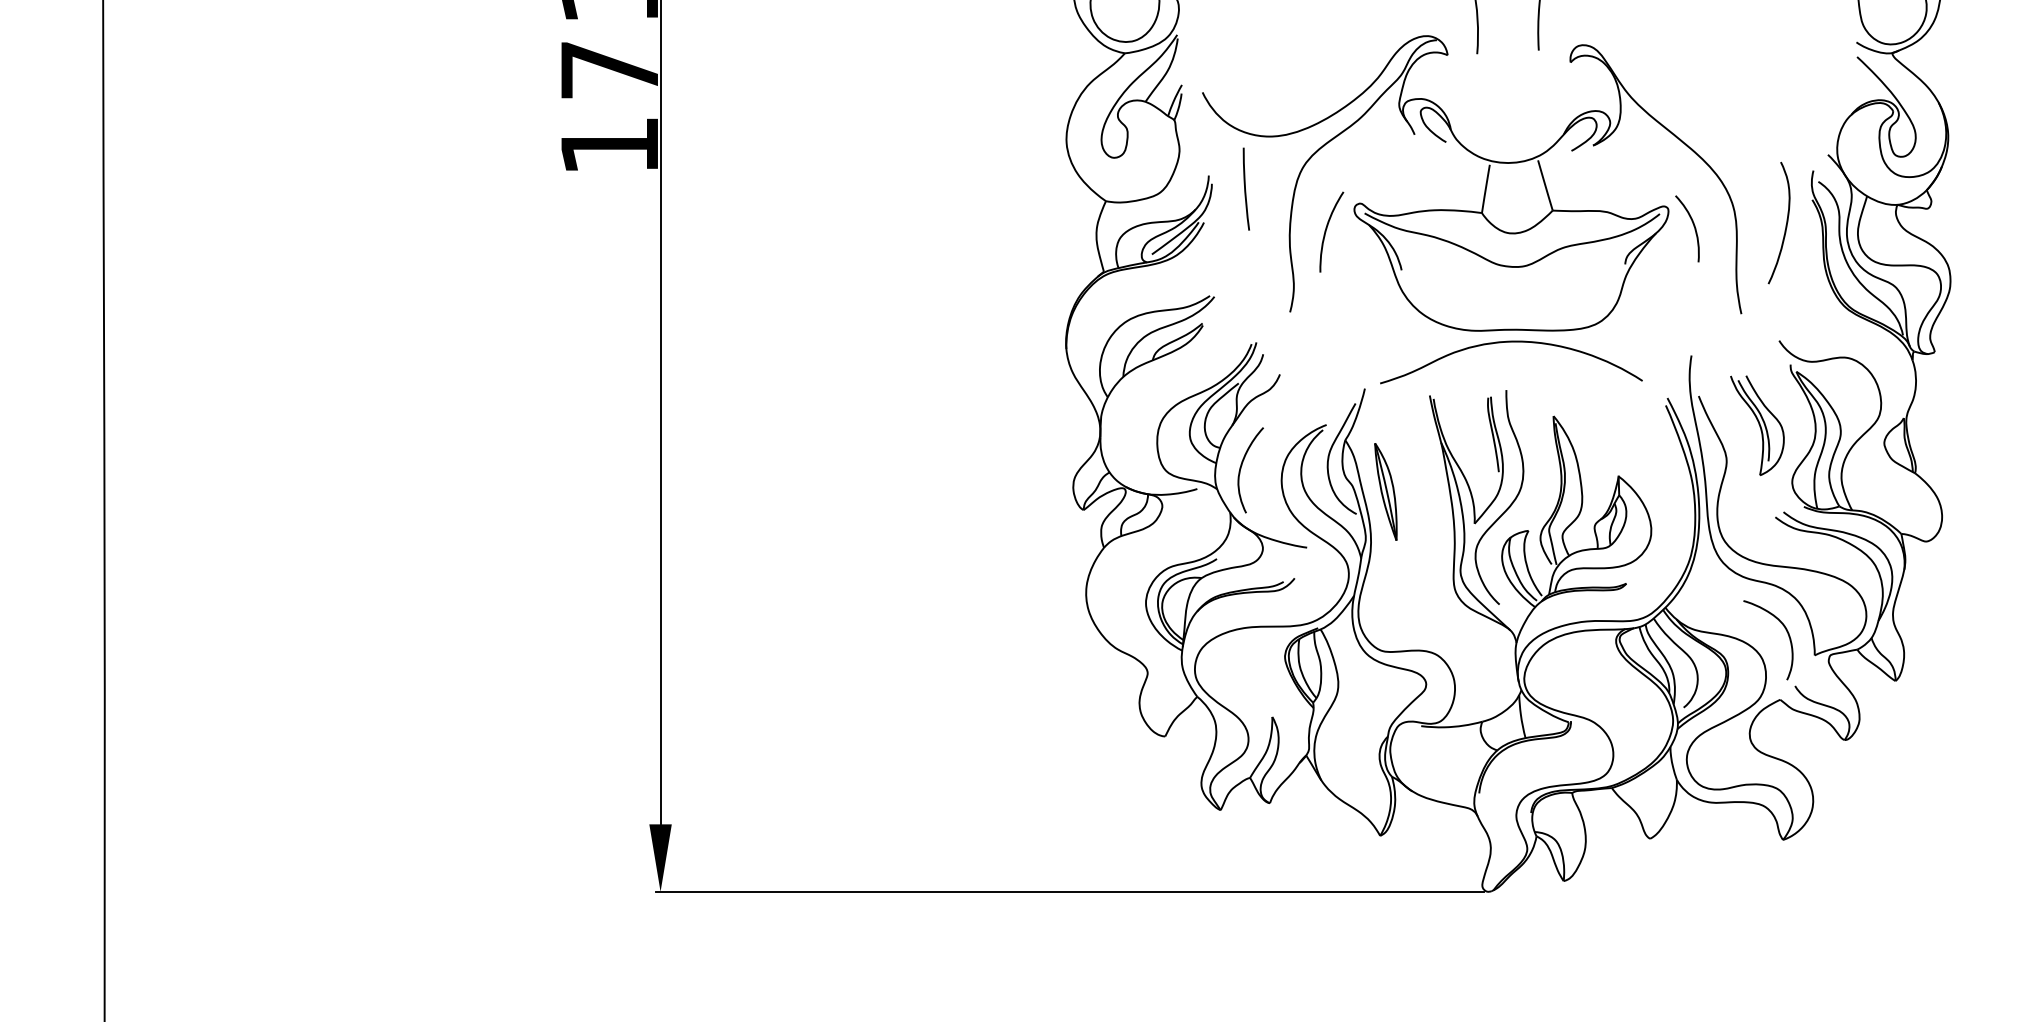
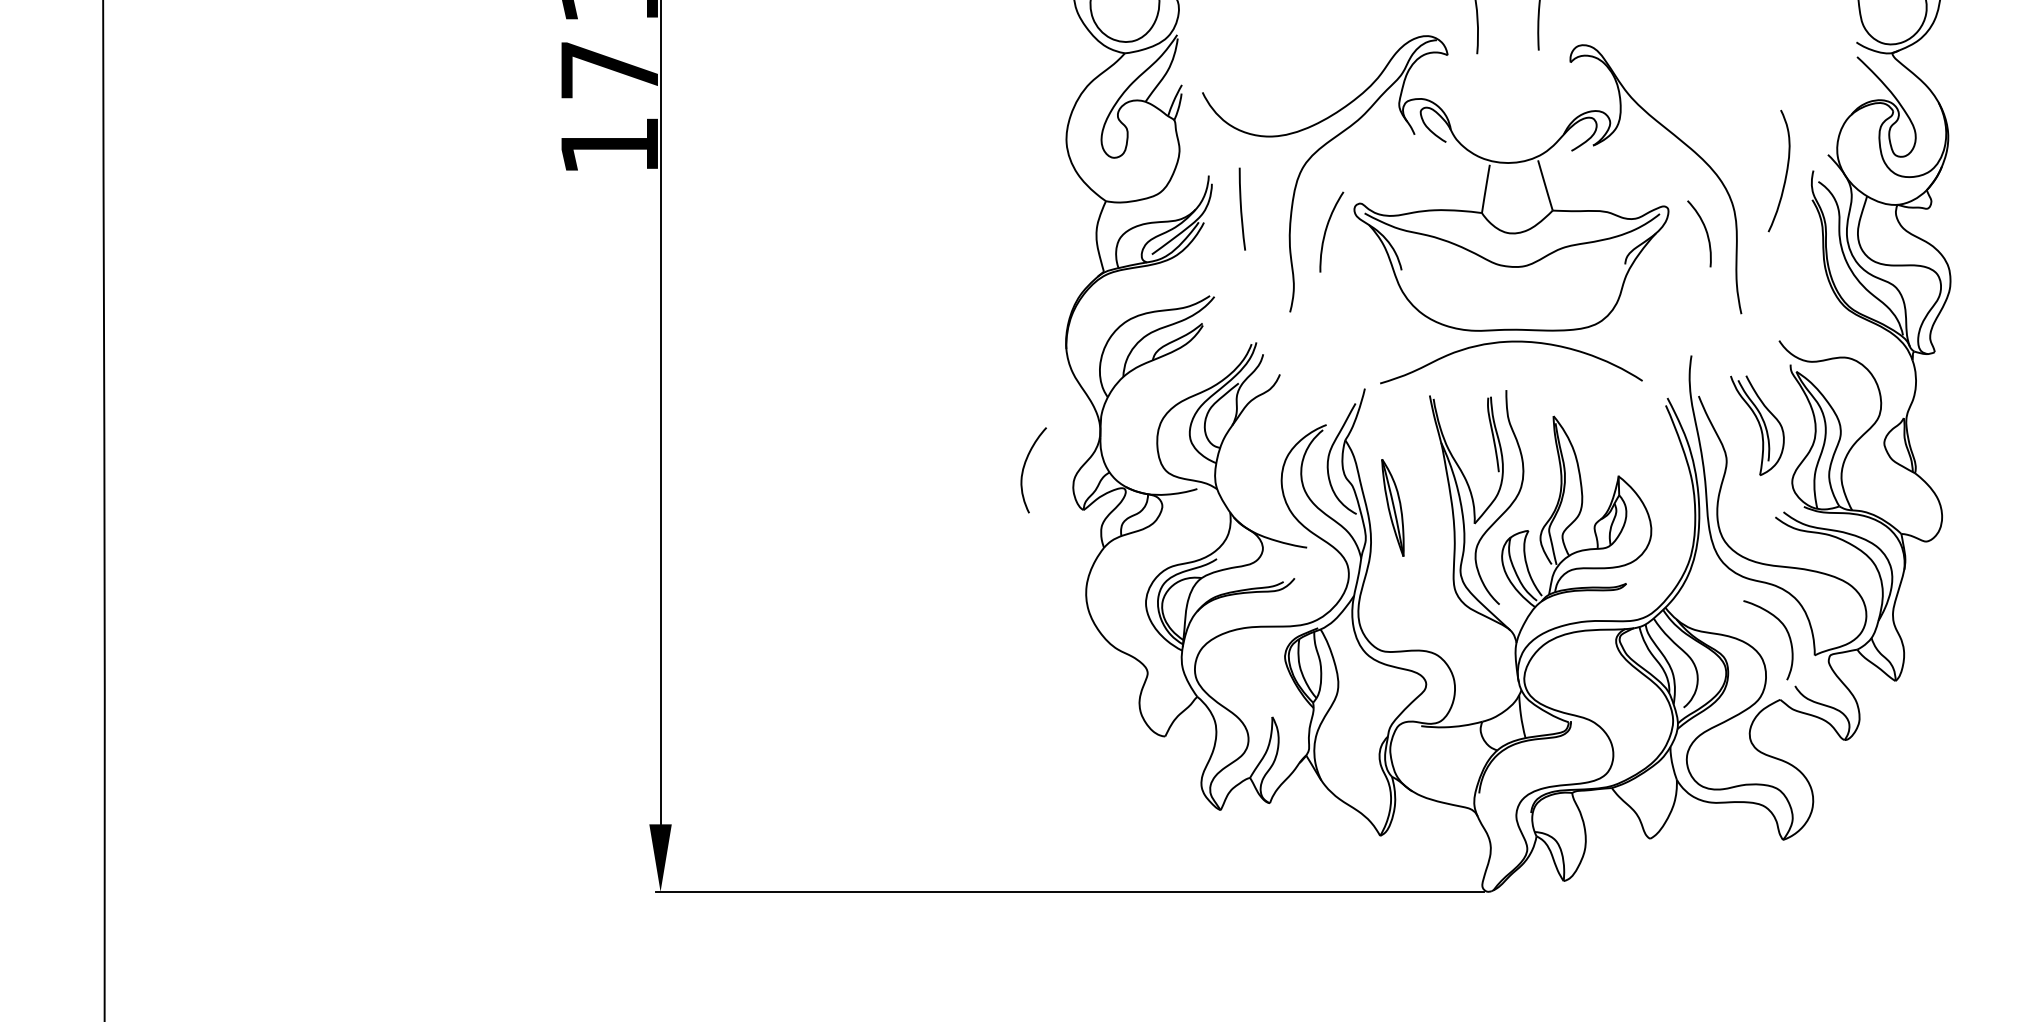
curve position: (1245, 188) -> (1241, 208) (1241, 208)
curve position: (1785, 225) -> (1785, 173) (1785, 173)
curve position: (1693, 226) -> (1705, 231) (1705, 231)
curve position: (1241, 468) -> (1024, 468) (1024, 468)
part position: (1385, 491) -> (1392, 507) (1392, 507)
